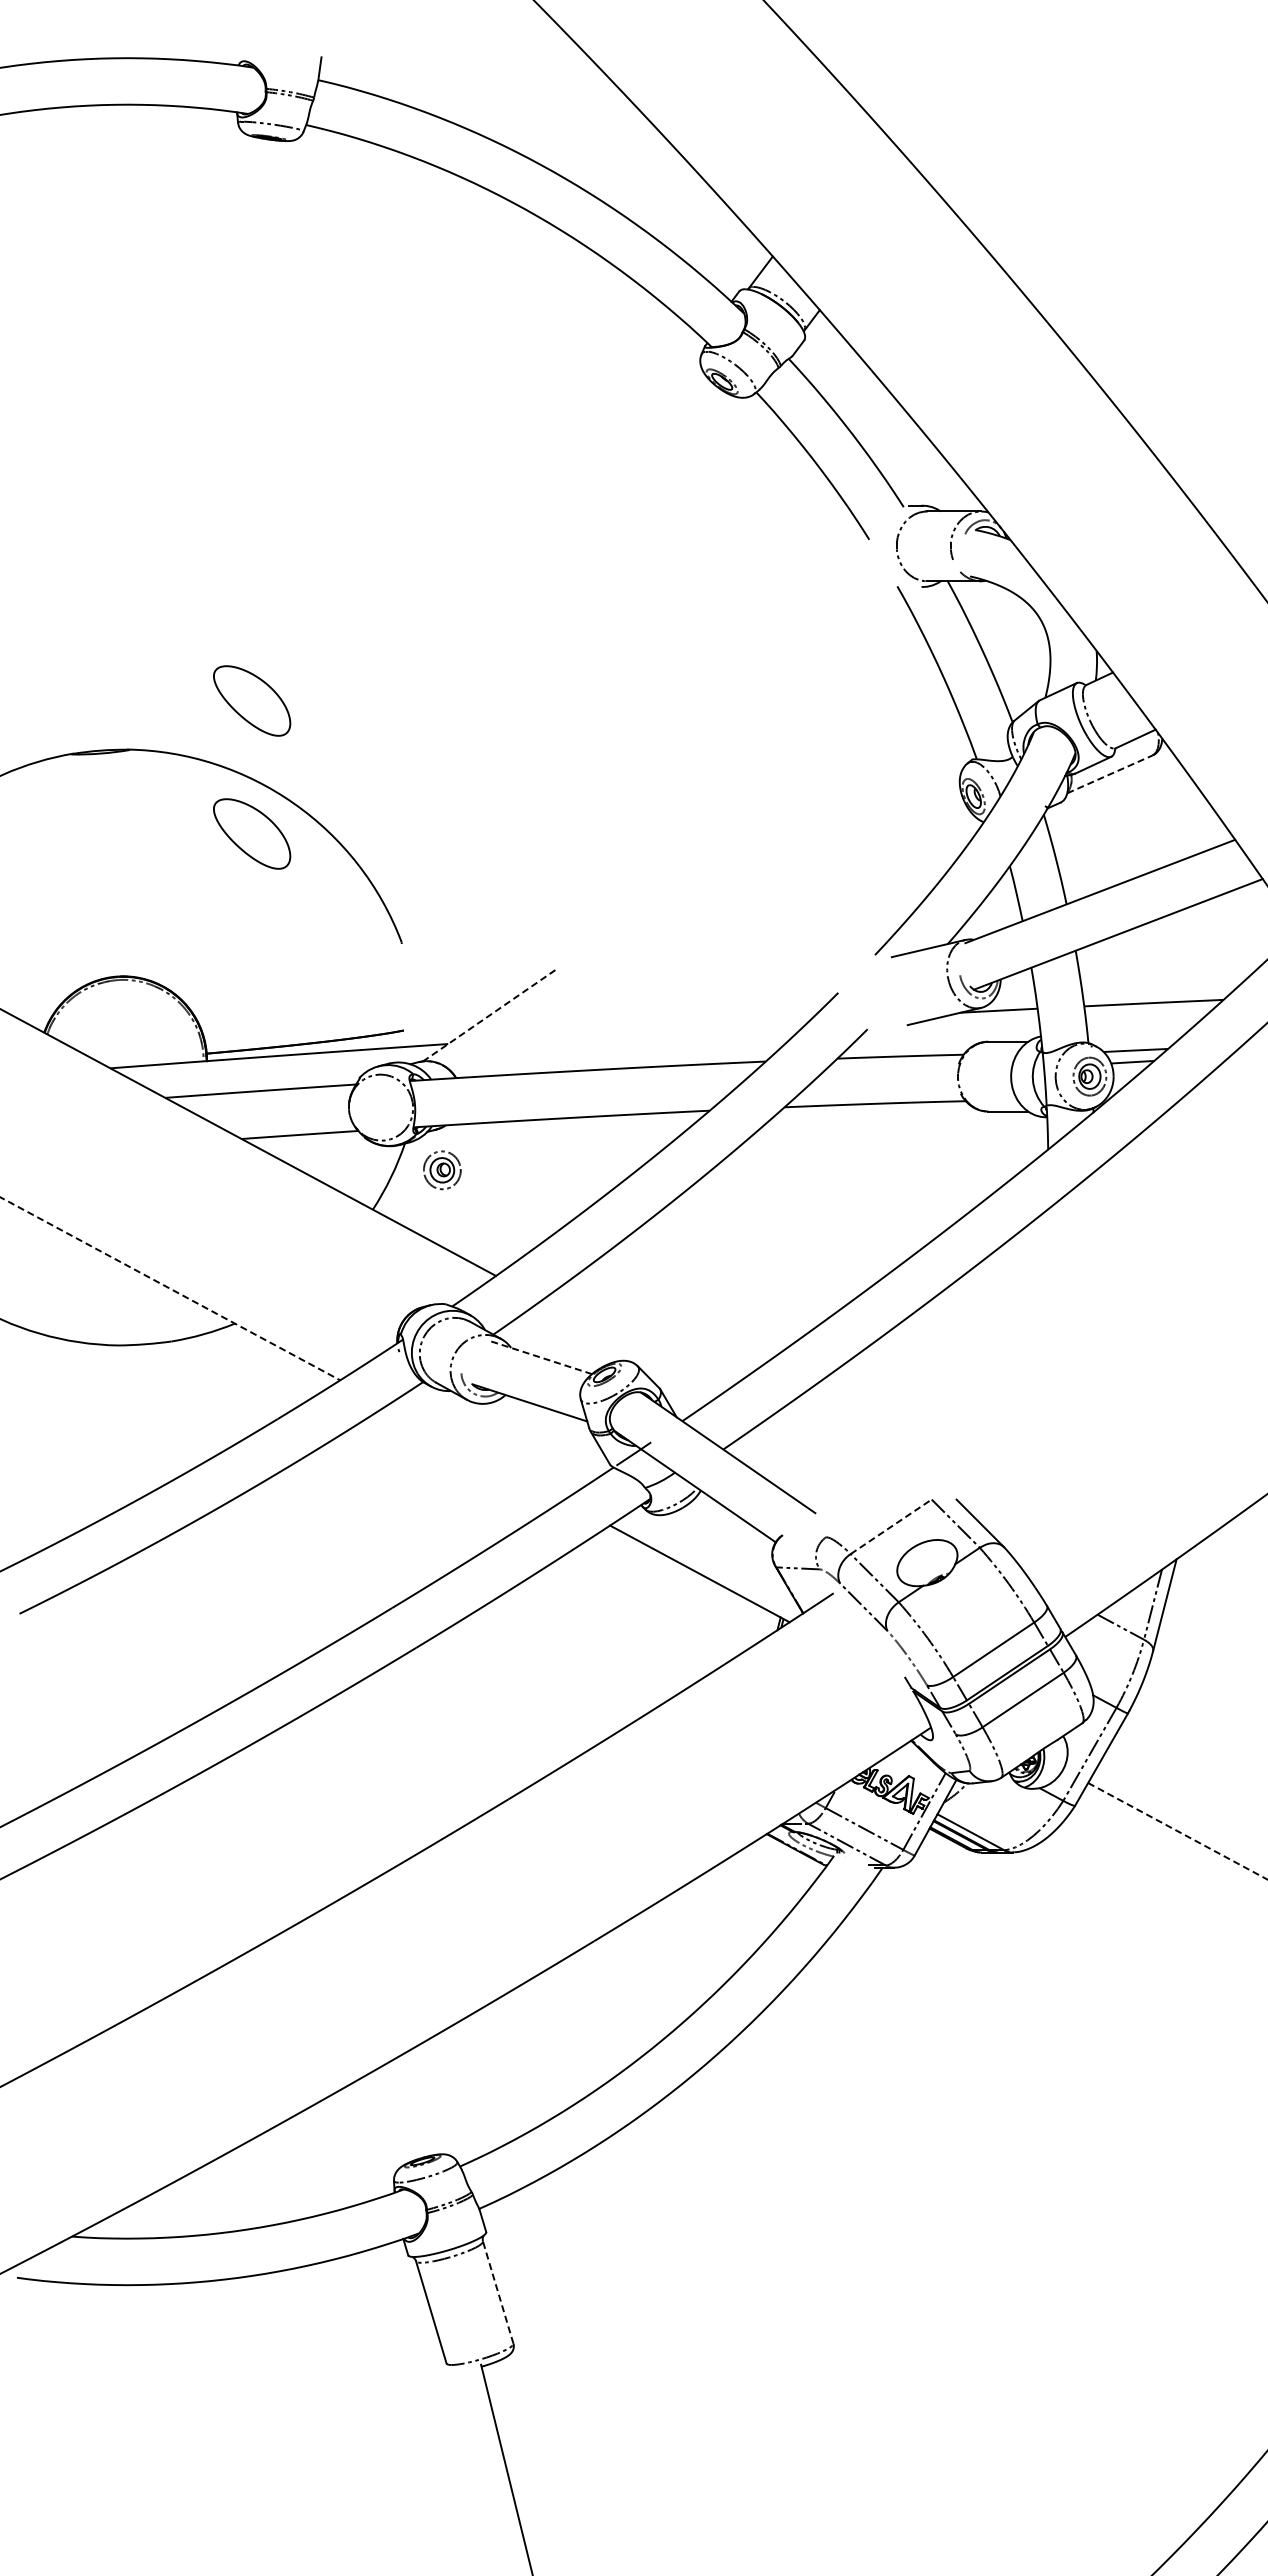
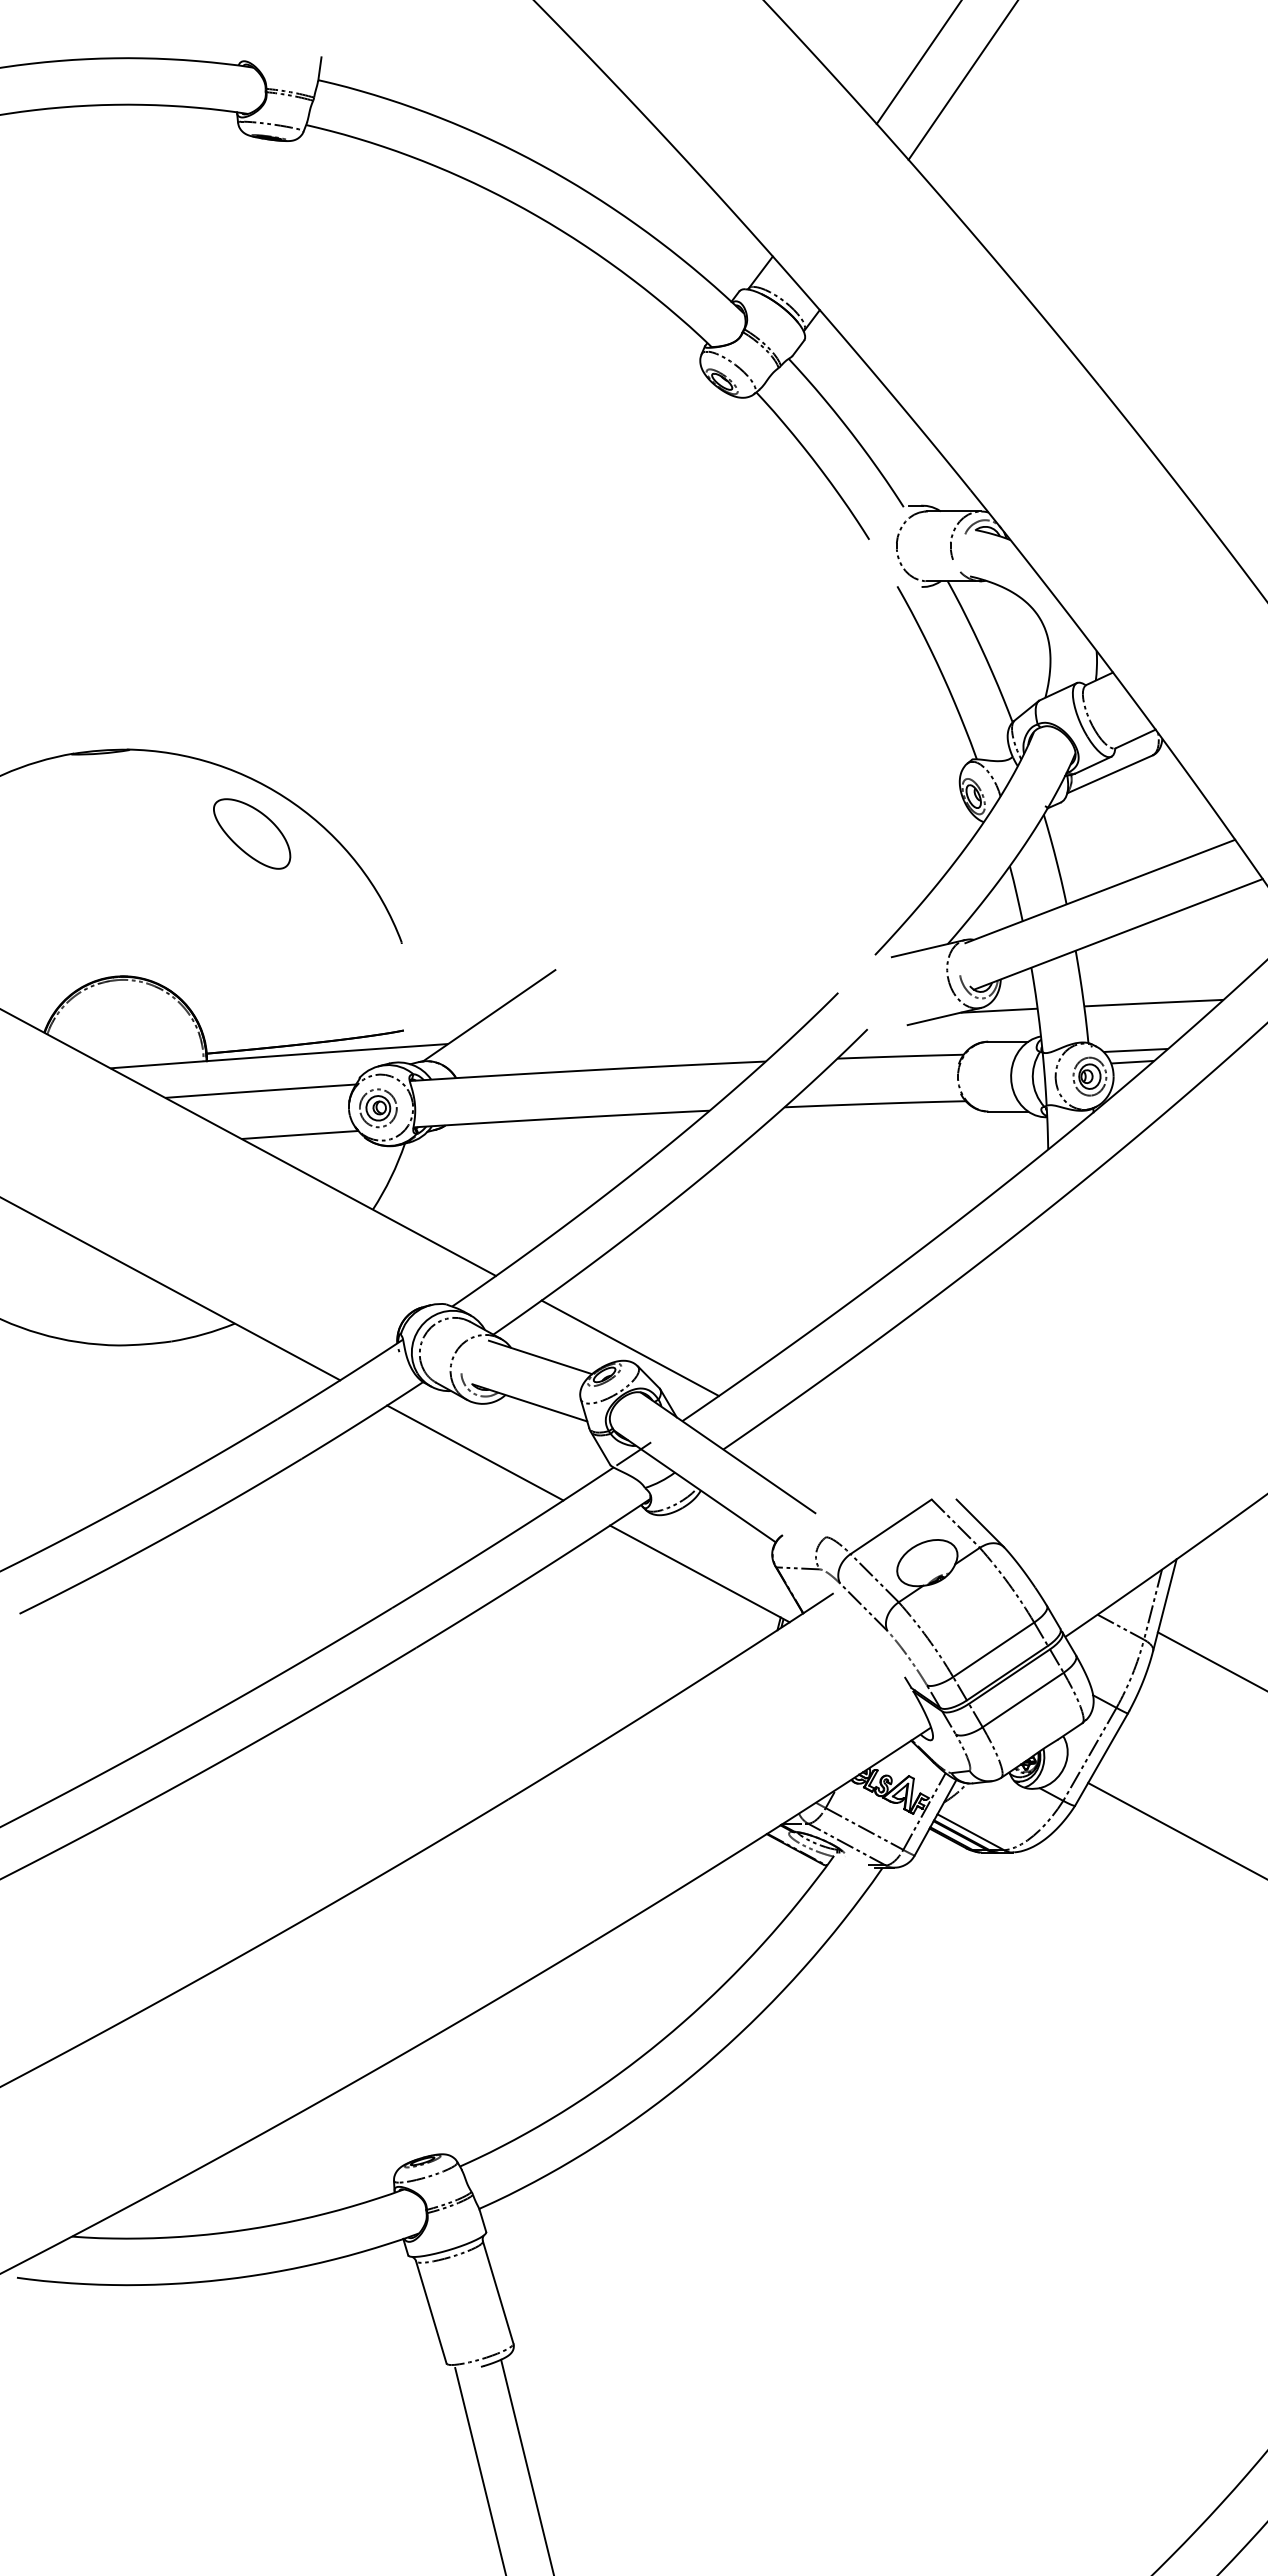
line: none -> present (918, 63)
line: none -> present (962, 80)
part: present -> none (252, 700)
line: dashed -> solid (1109, 774)
line: dashed -> solid (488, 1016)
part position: (442, 1170) -> (378, 1108) (378, 1108)
line: dashed -> solid (170, 1288)
line: none -> present (629, 1348)
line: dashed -> solid (540, 1357)
line: none -> present (475, 1452)
line: dashed -> solid (891, 1526)
line: none -> present (1210, 1660)
line: dashed -> solid (1177, 1831)
line: dashed -> solid (498, 2292)
line position: (506, 2468) -> (527, 2465) (527, 2465)
line: none -> present (480, 2470)
